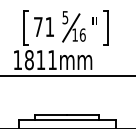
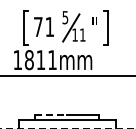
text: 16 -> 11 (82, 34)
line: solid -> dashed (51, 114)
line: solid -> dashed (67, 128)
